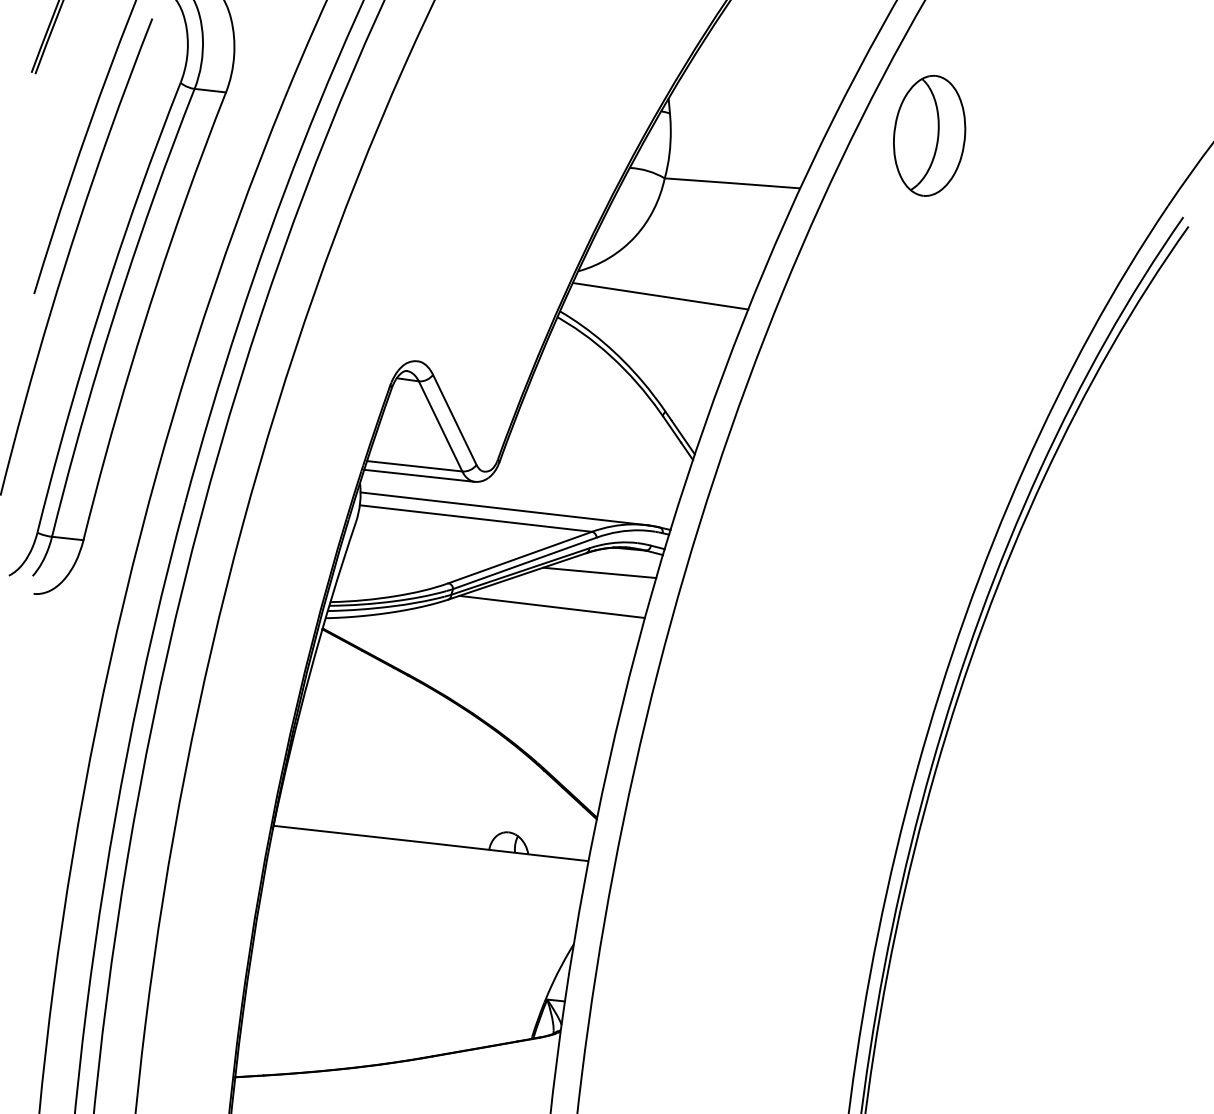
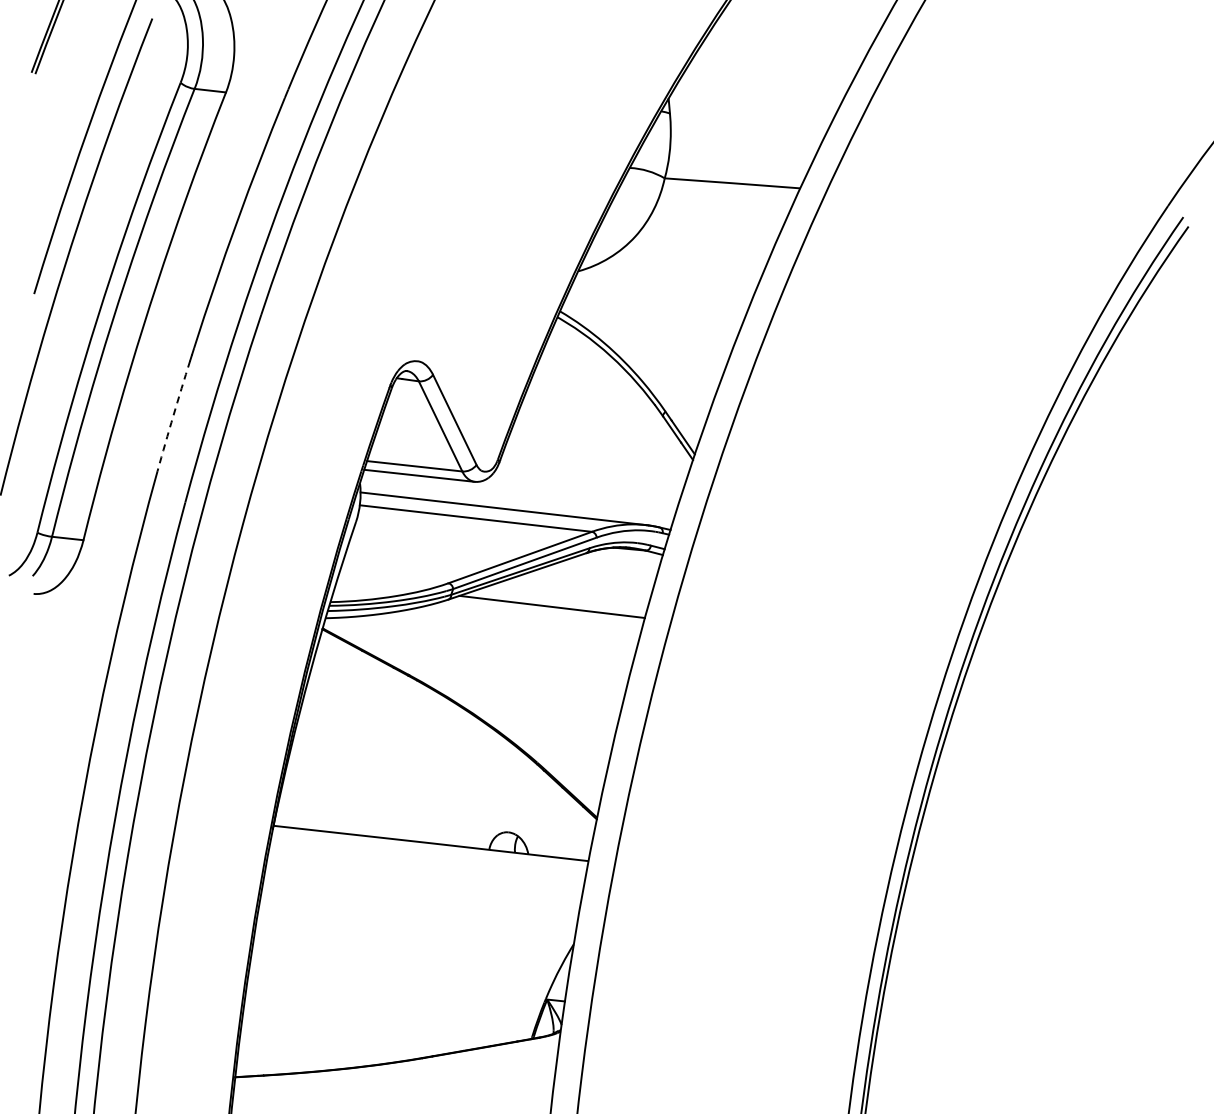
part: present -> none (929, 135)
line: present -> none (660, 296)
arc: solid -> dashed (173, 415)
line: present -> none (599, 572)
